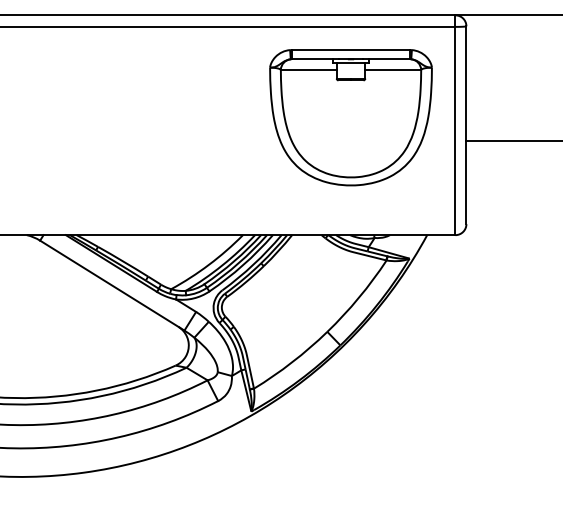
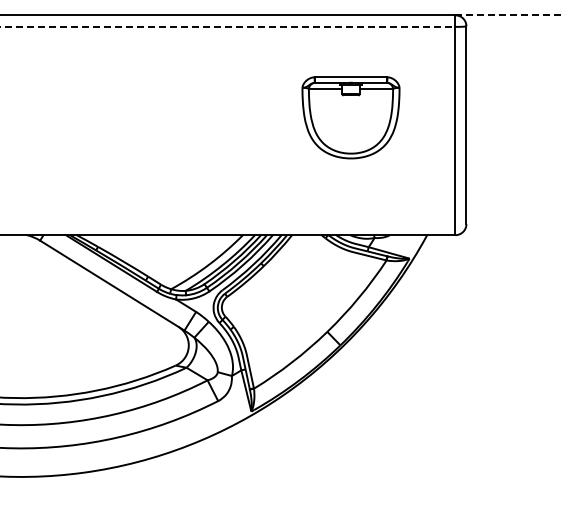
line: solid -> dashed (509, 15)
line: solid -> dashed (228, 26)
part size: 164x138 px -> 100x84 px (350, 117)
line: present -> none (512, 140)
